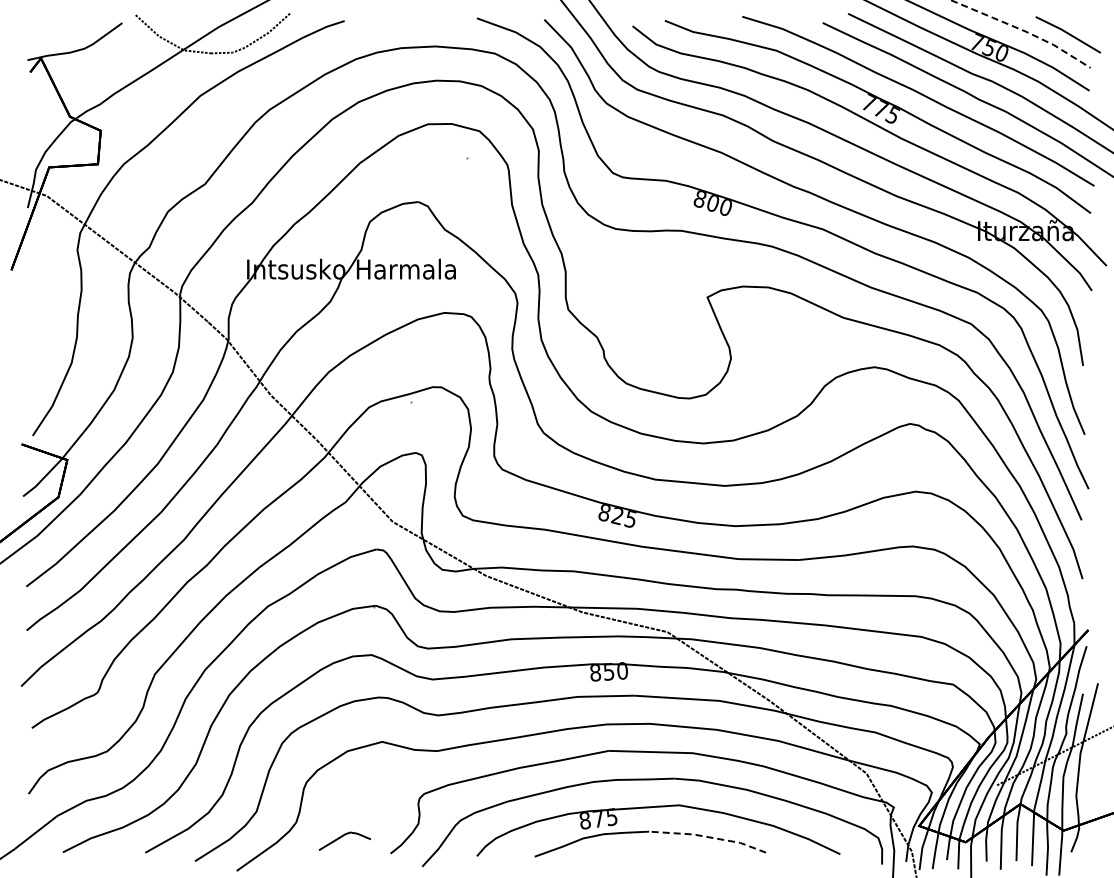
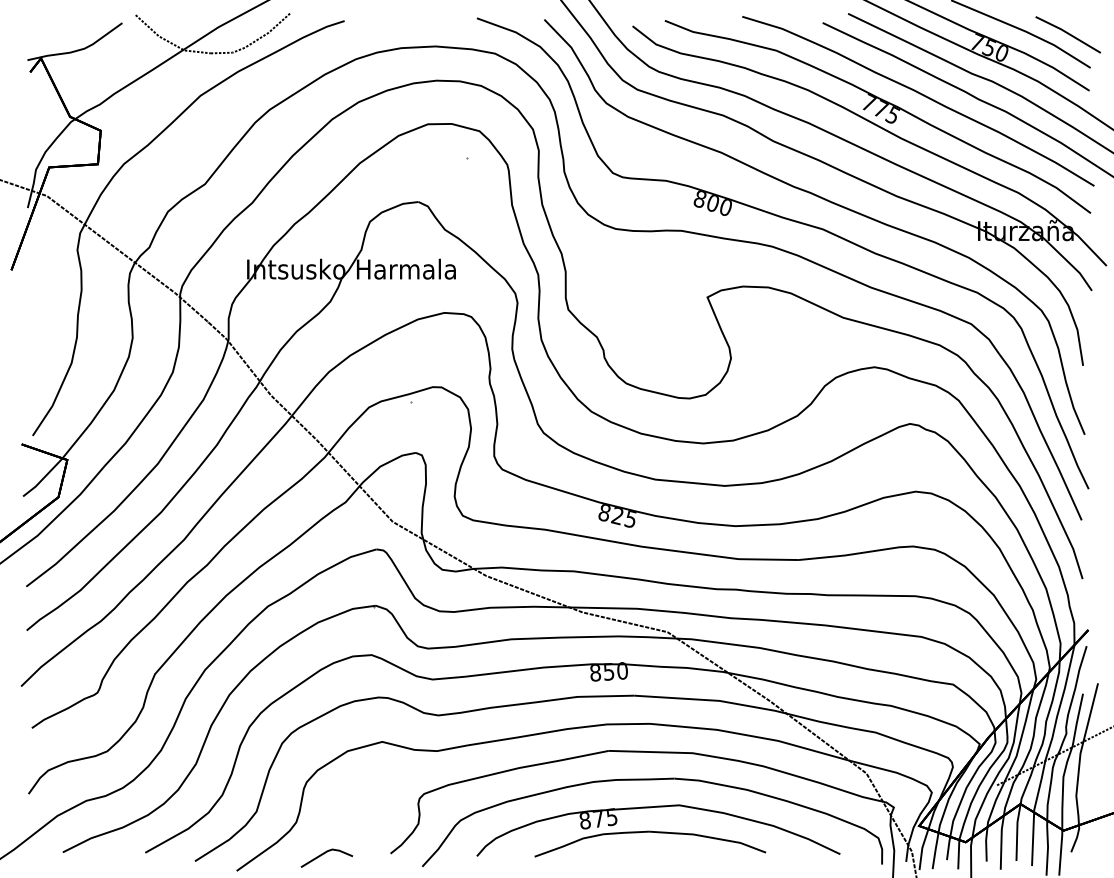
line: dashed -> solid (1024, 30)
line position: (342, 837) -> (324, 854) (324, 854)
line: dashed -> solid (708, 837)
